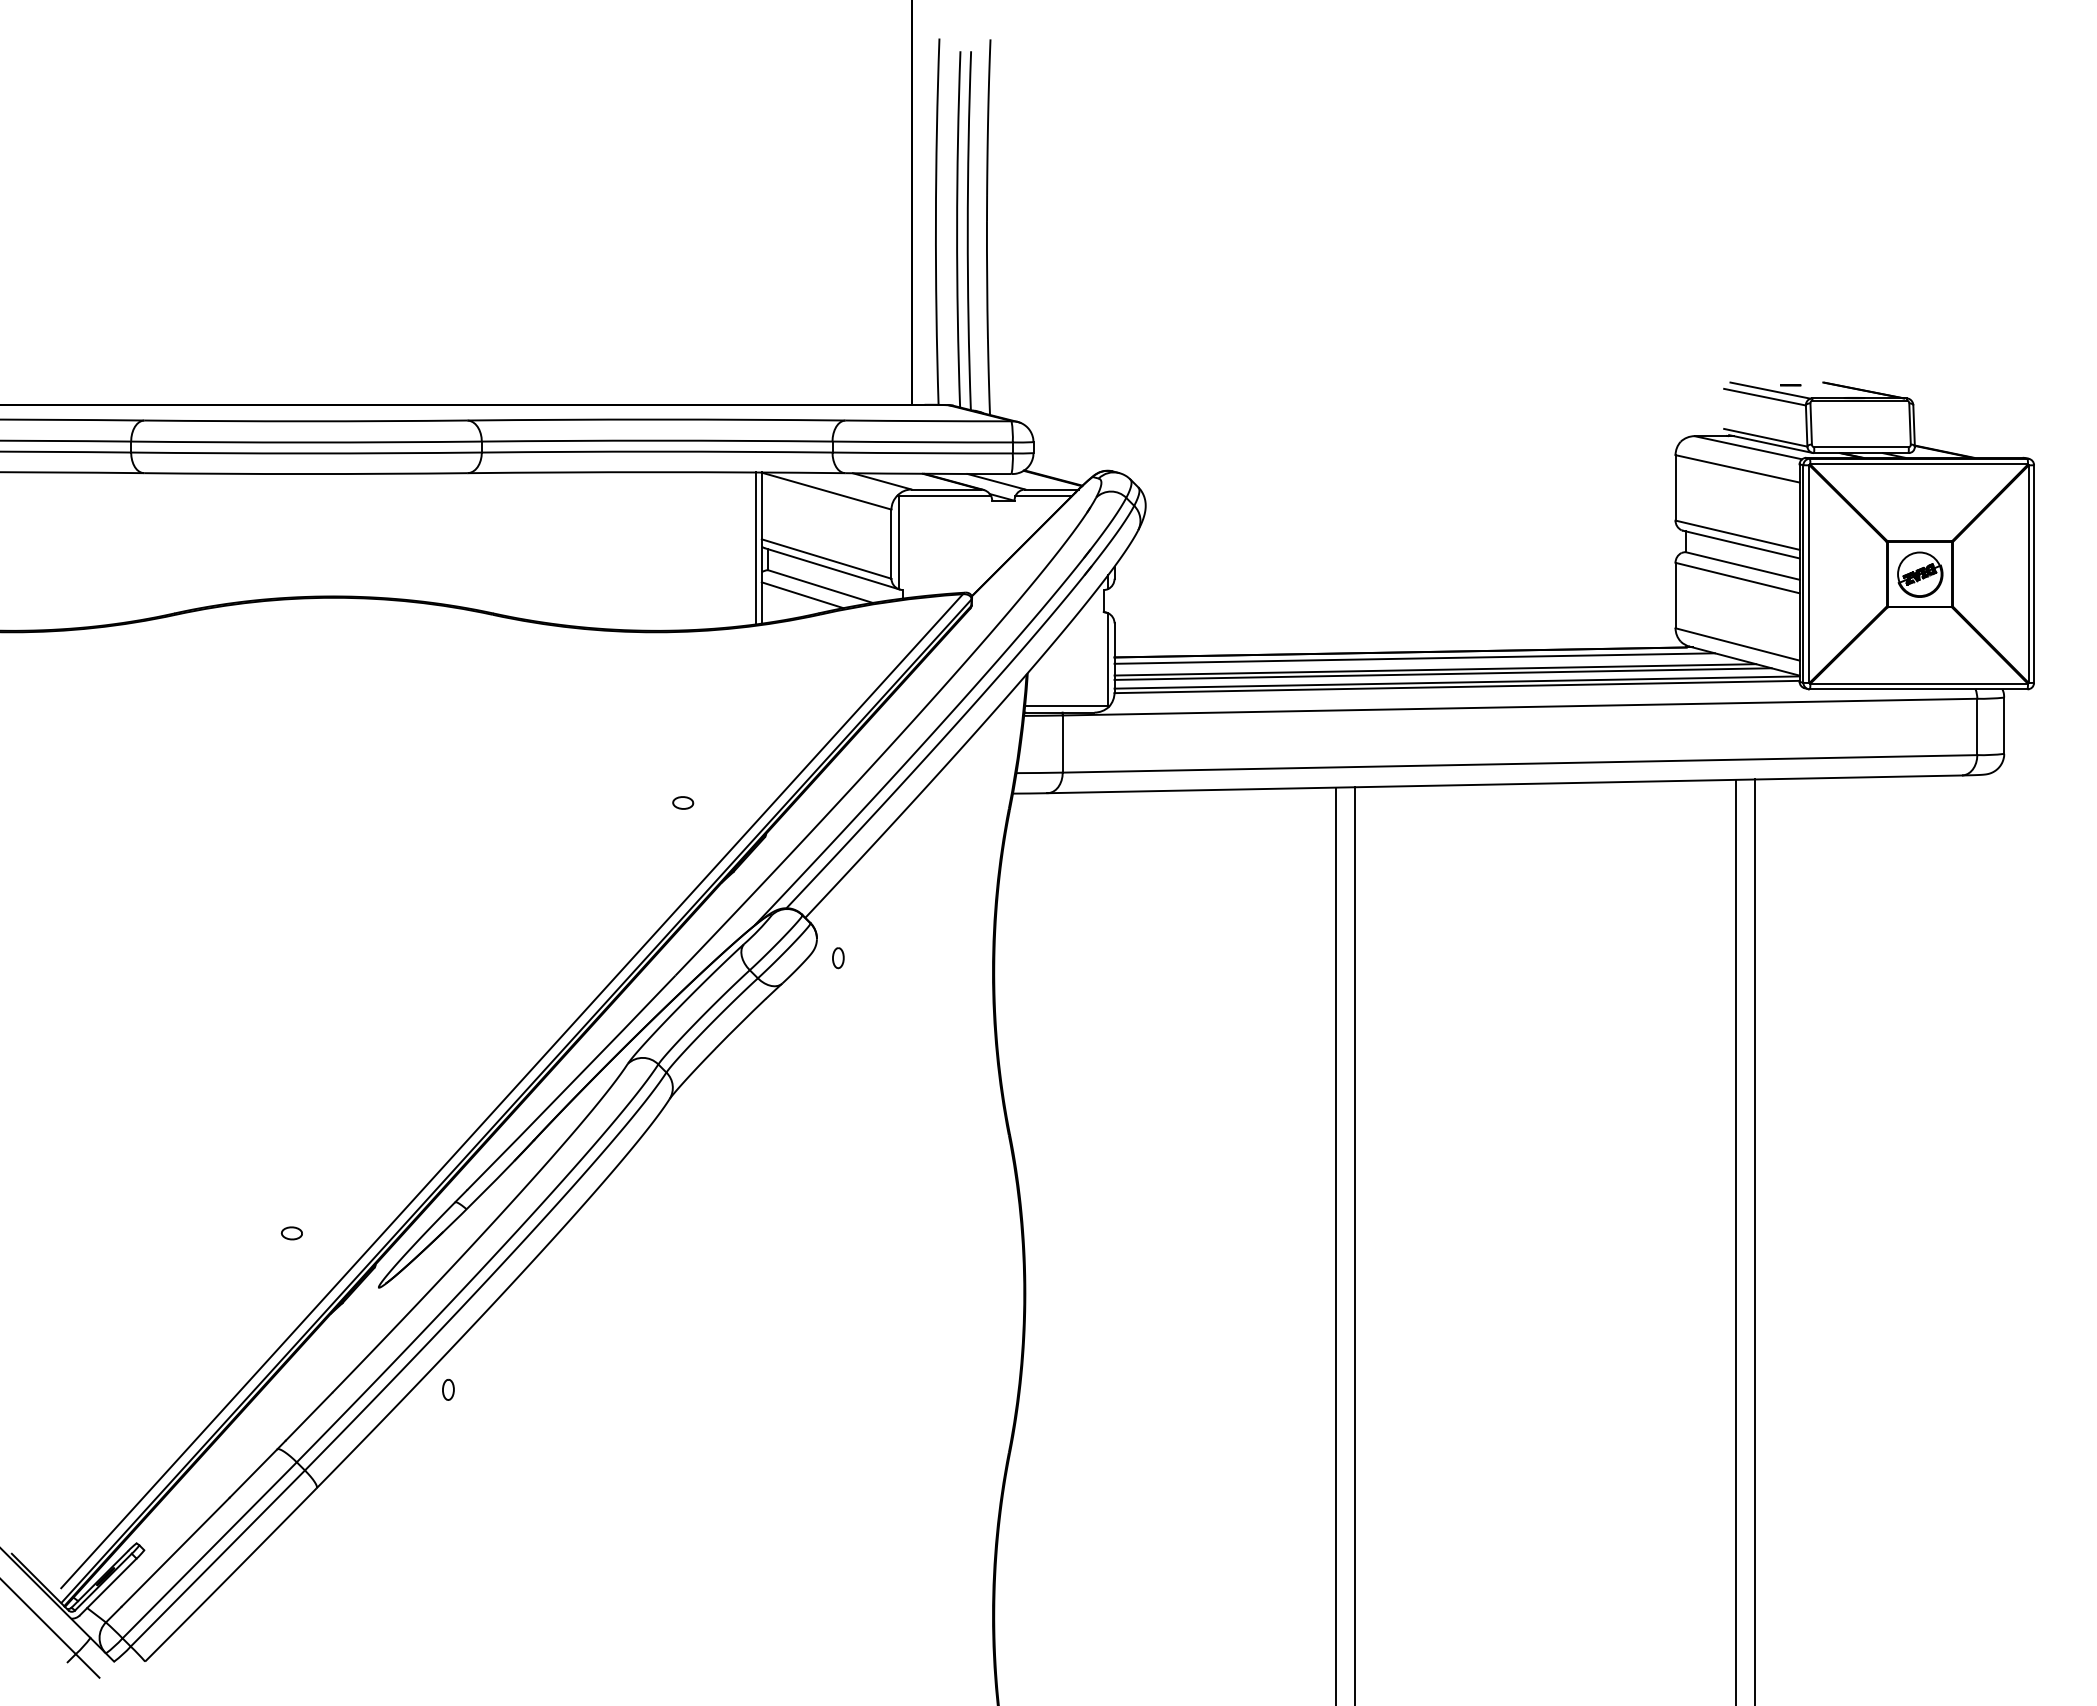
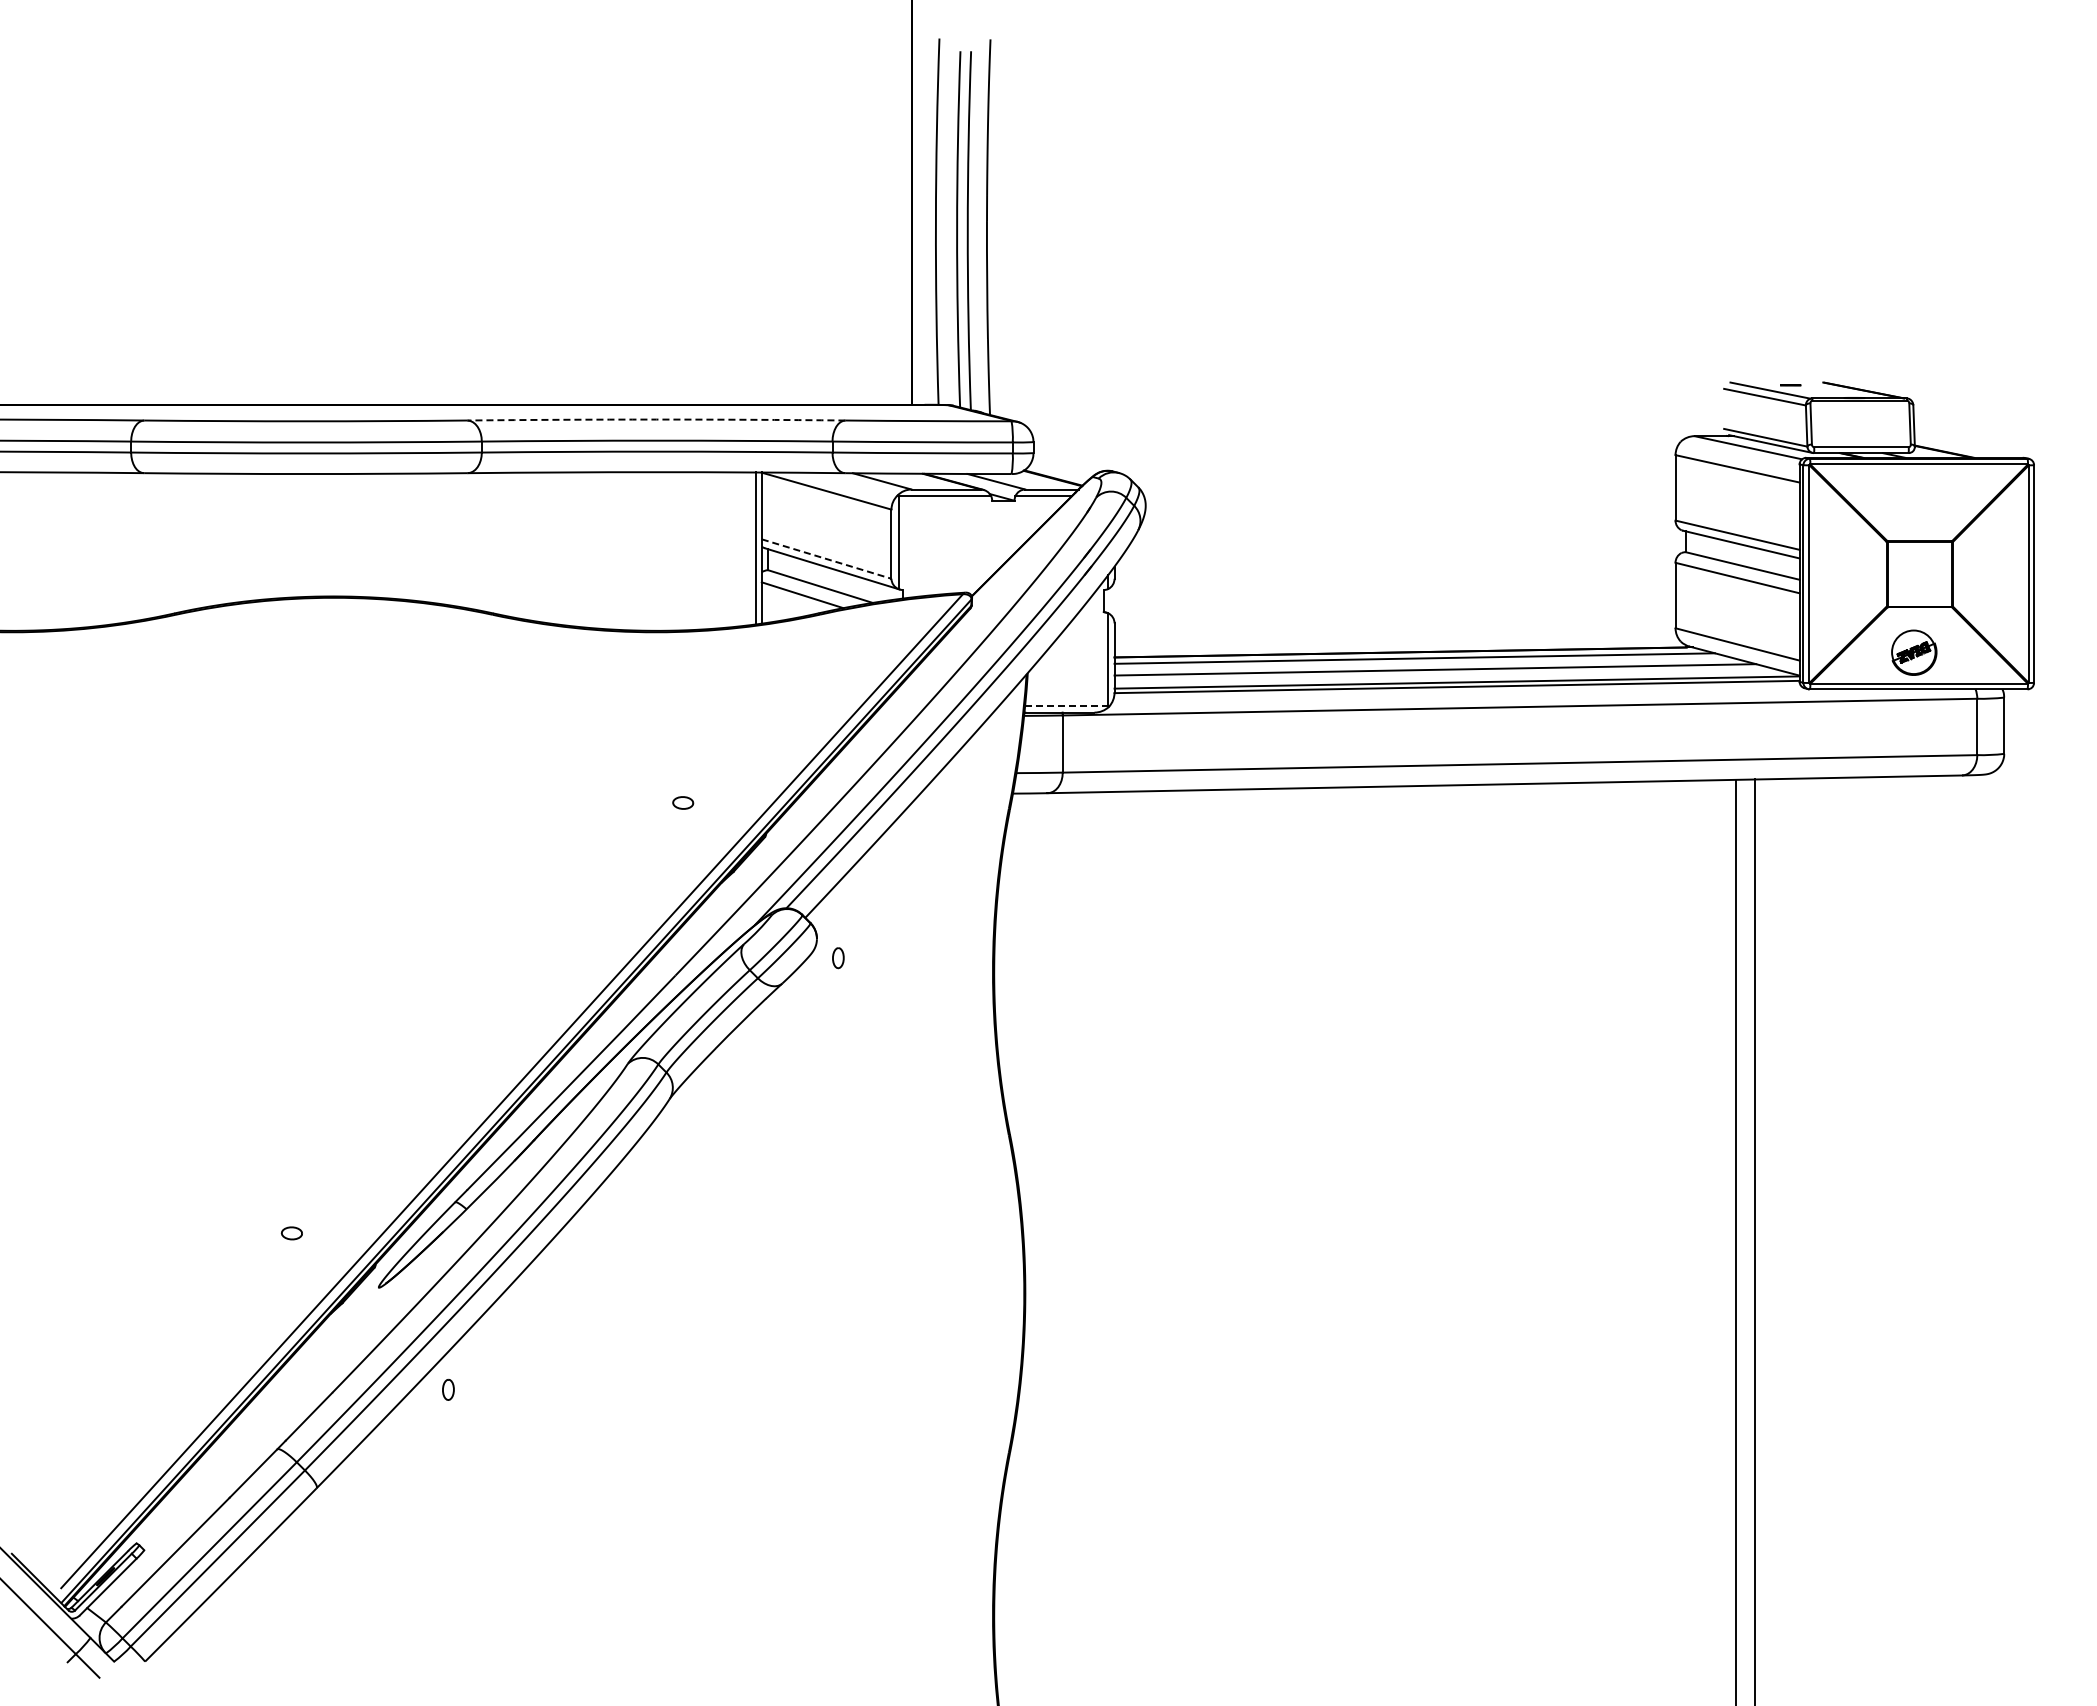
arc: solid -> dashed (656, 419)
line: solid -> dashed (826, 559)
part position: (1920, 574) -> (1914, 652) (1914, 652)
line: present -> none (1442, 673)
line: solid -> dashed (1066, 706)
line: present -> none (1335, 1244)
line: present -> none (1354, 1244)
